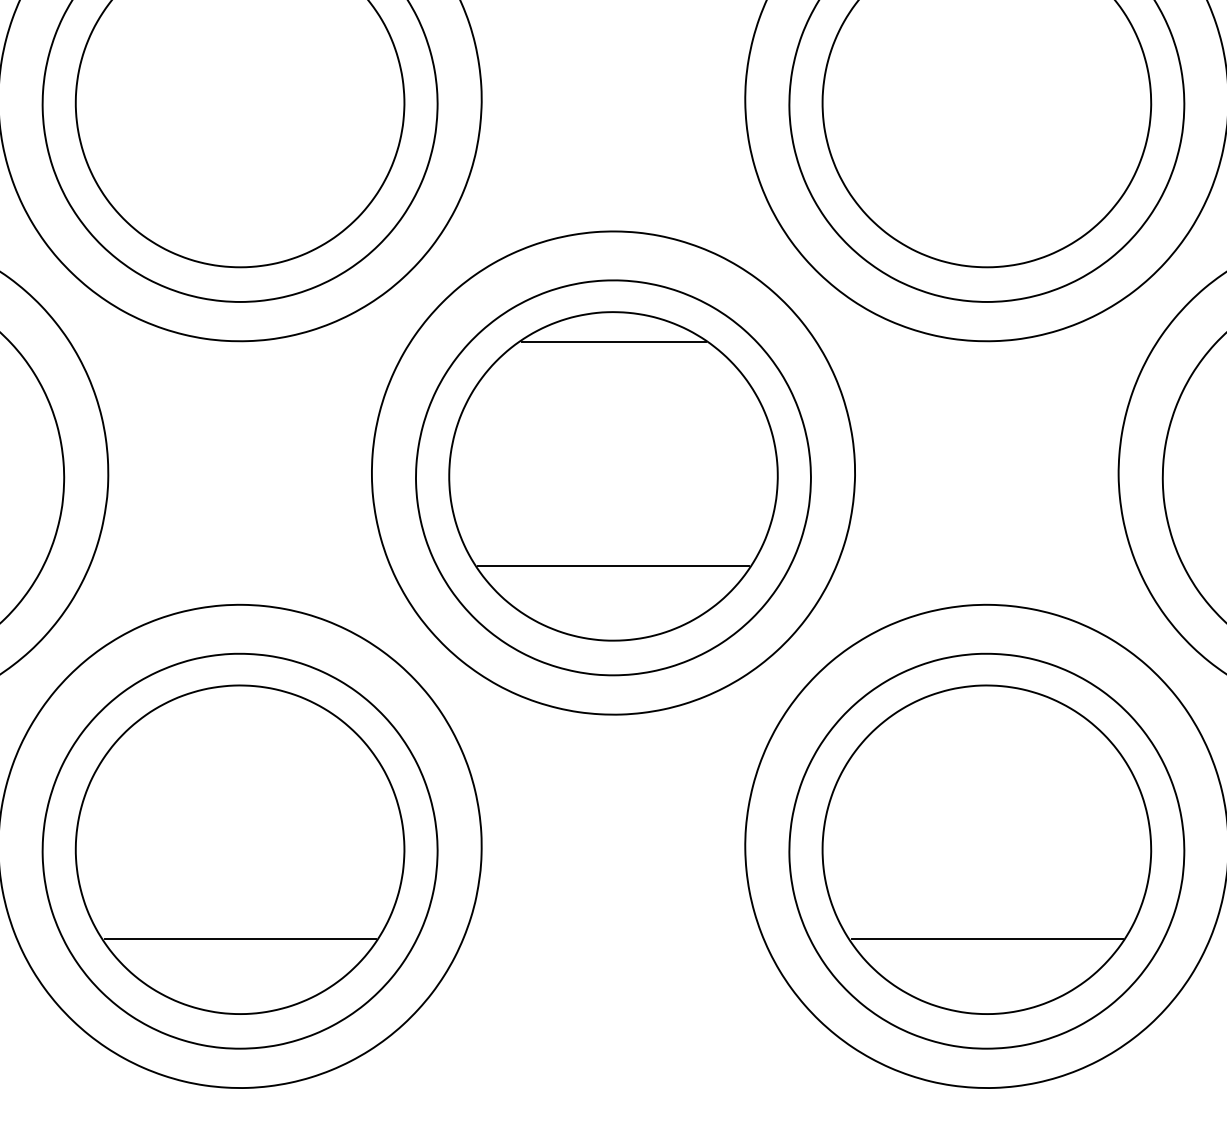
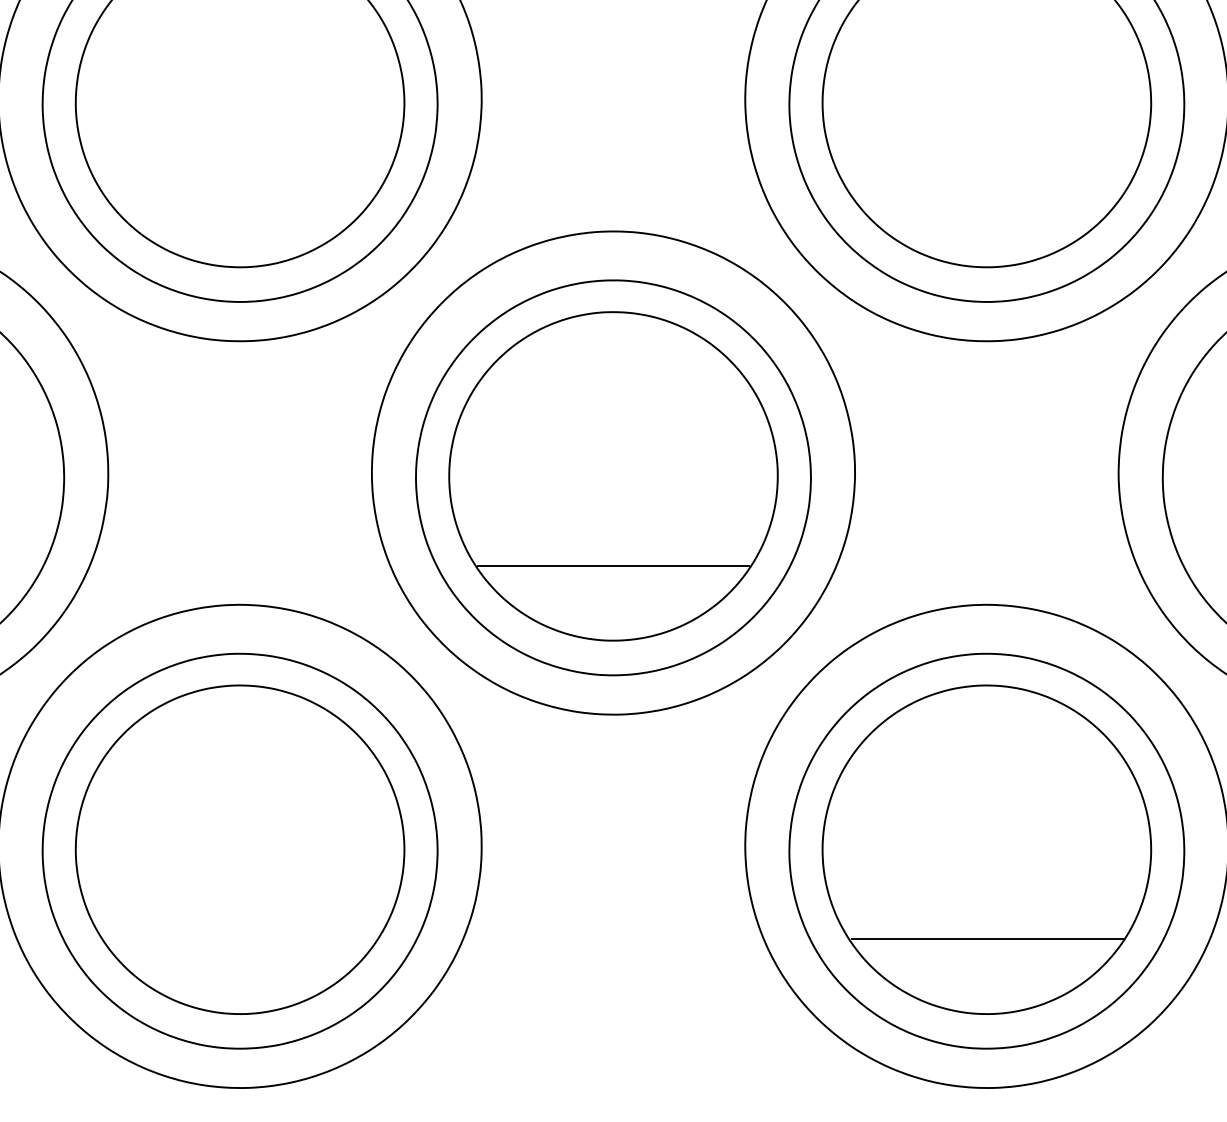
line: present -> none (613, 342)
line: present -> none (240, 939)
